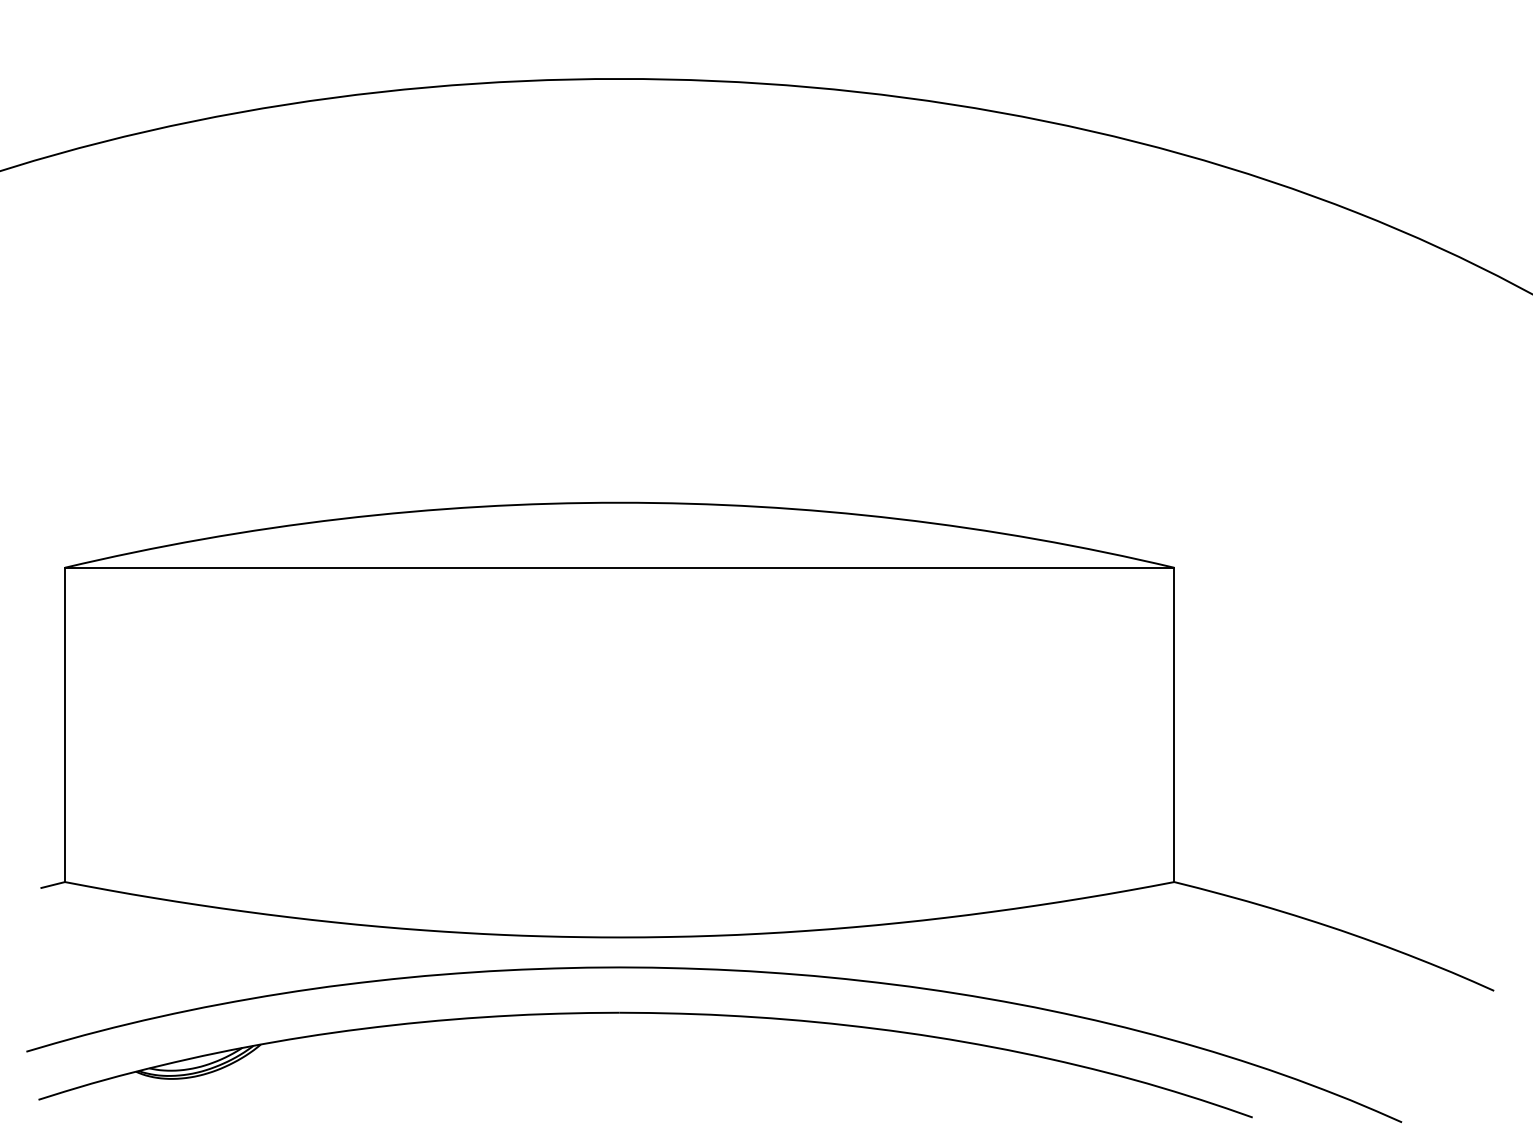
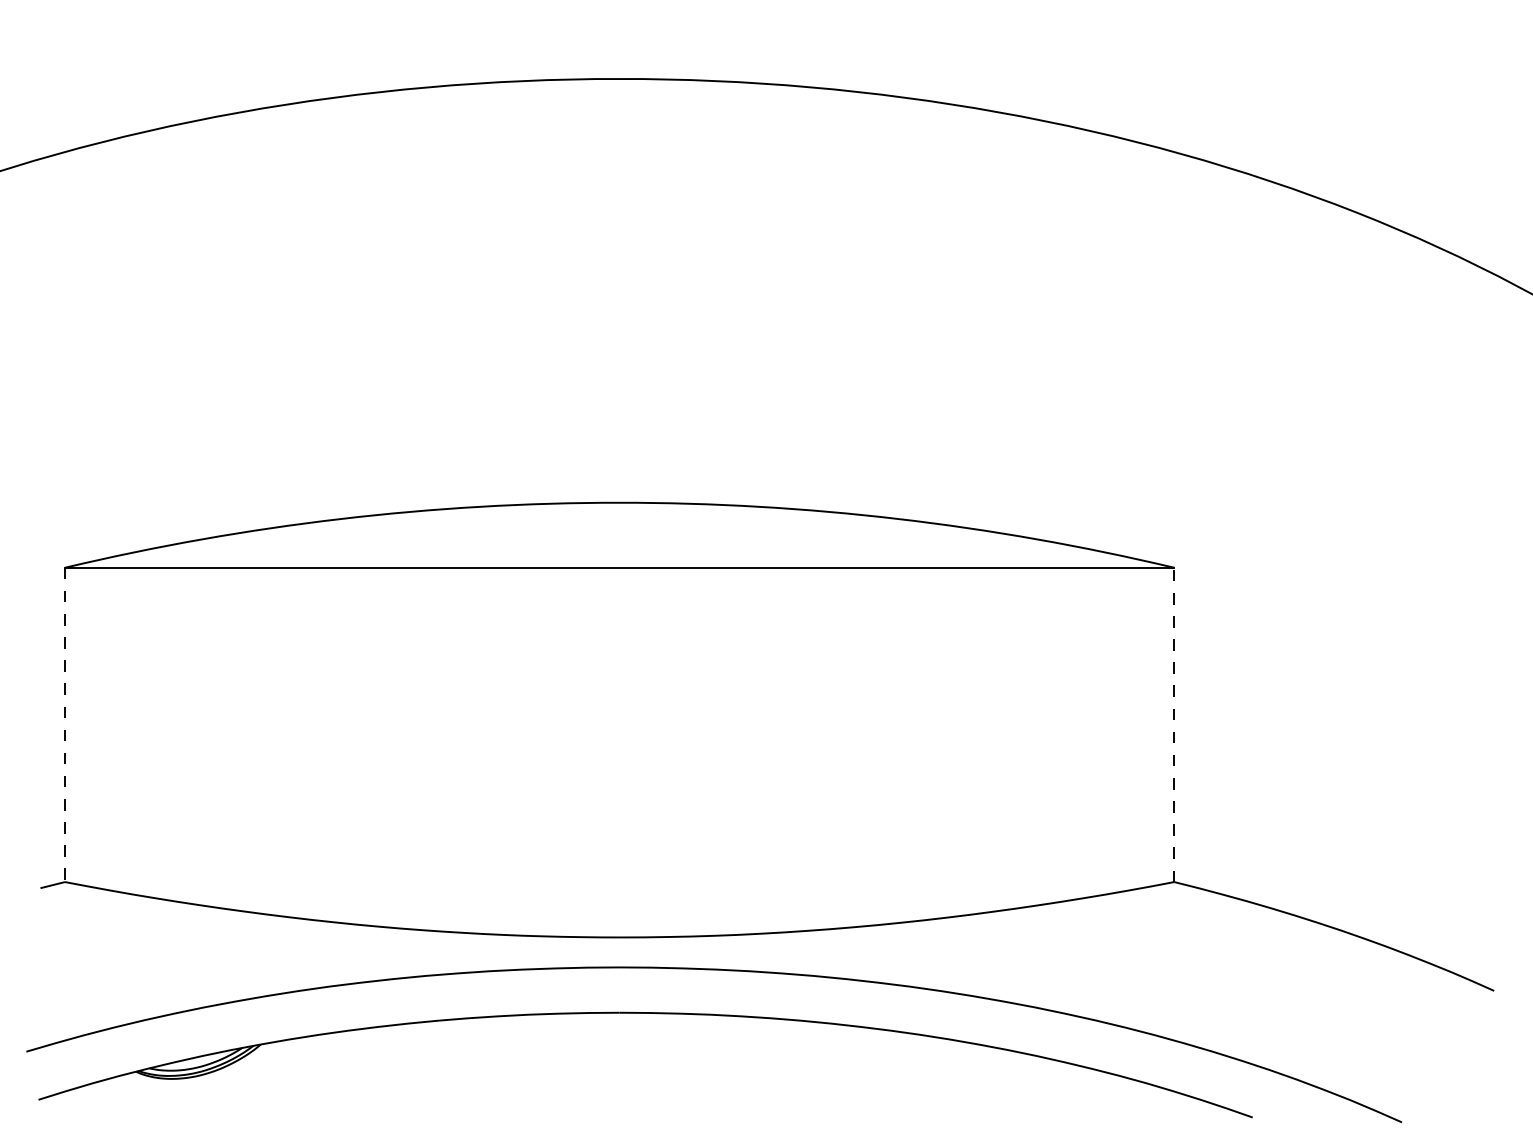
line: solid -> dashed (1174, 724)
line: solid -> dashed (65, 725)
